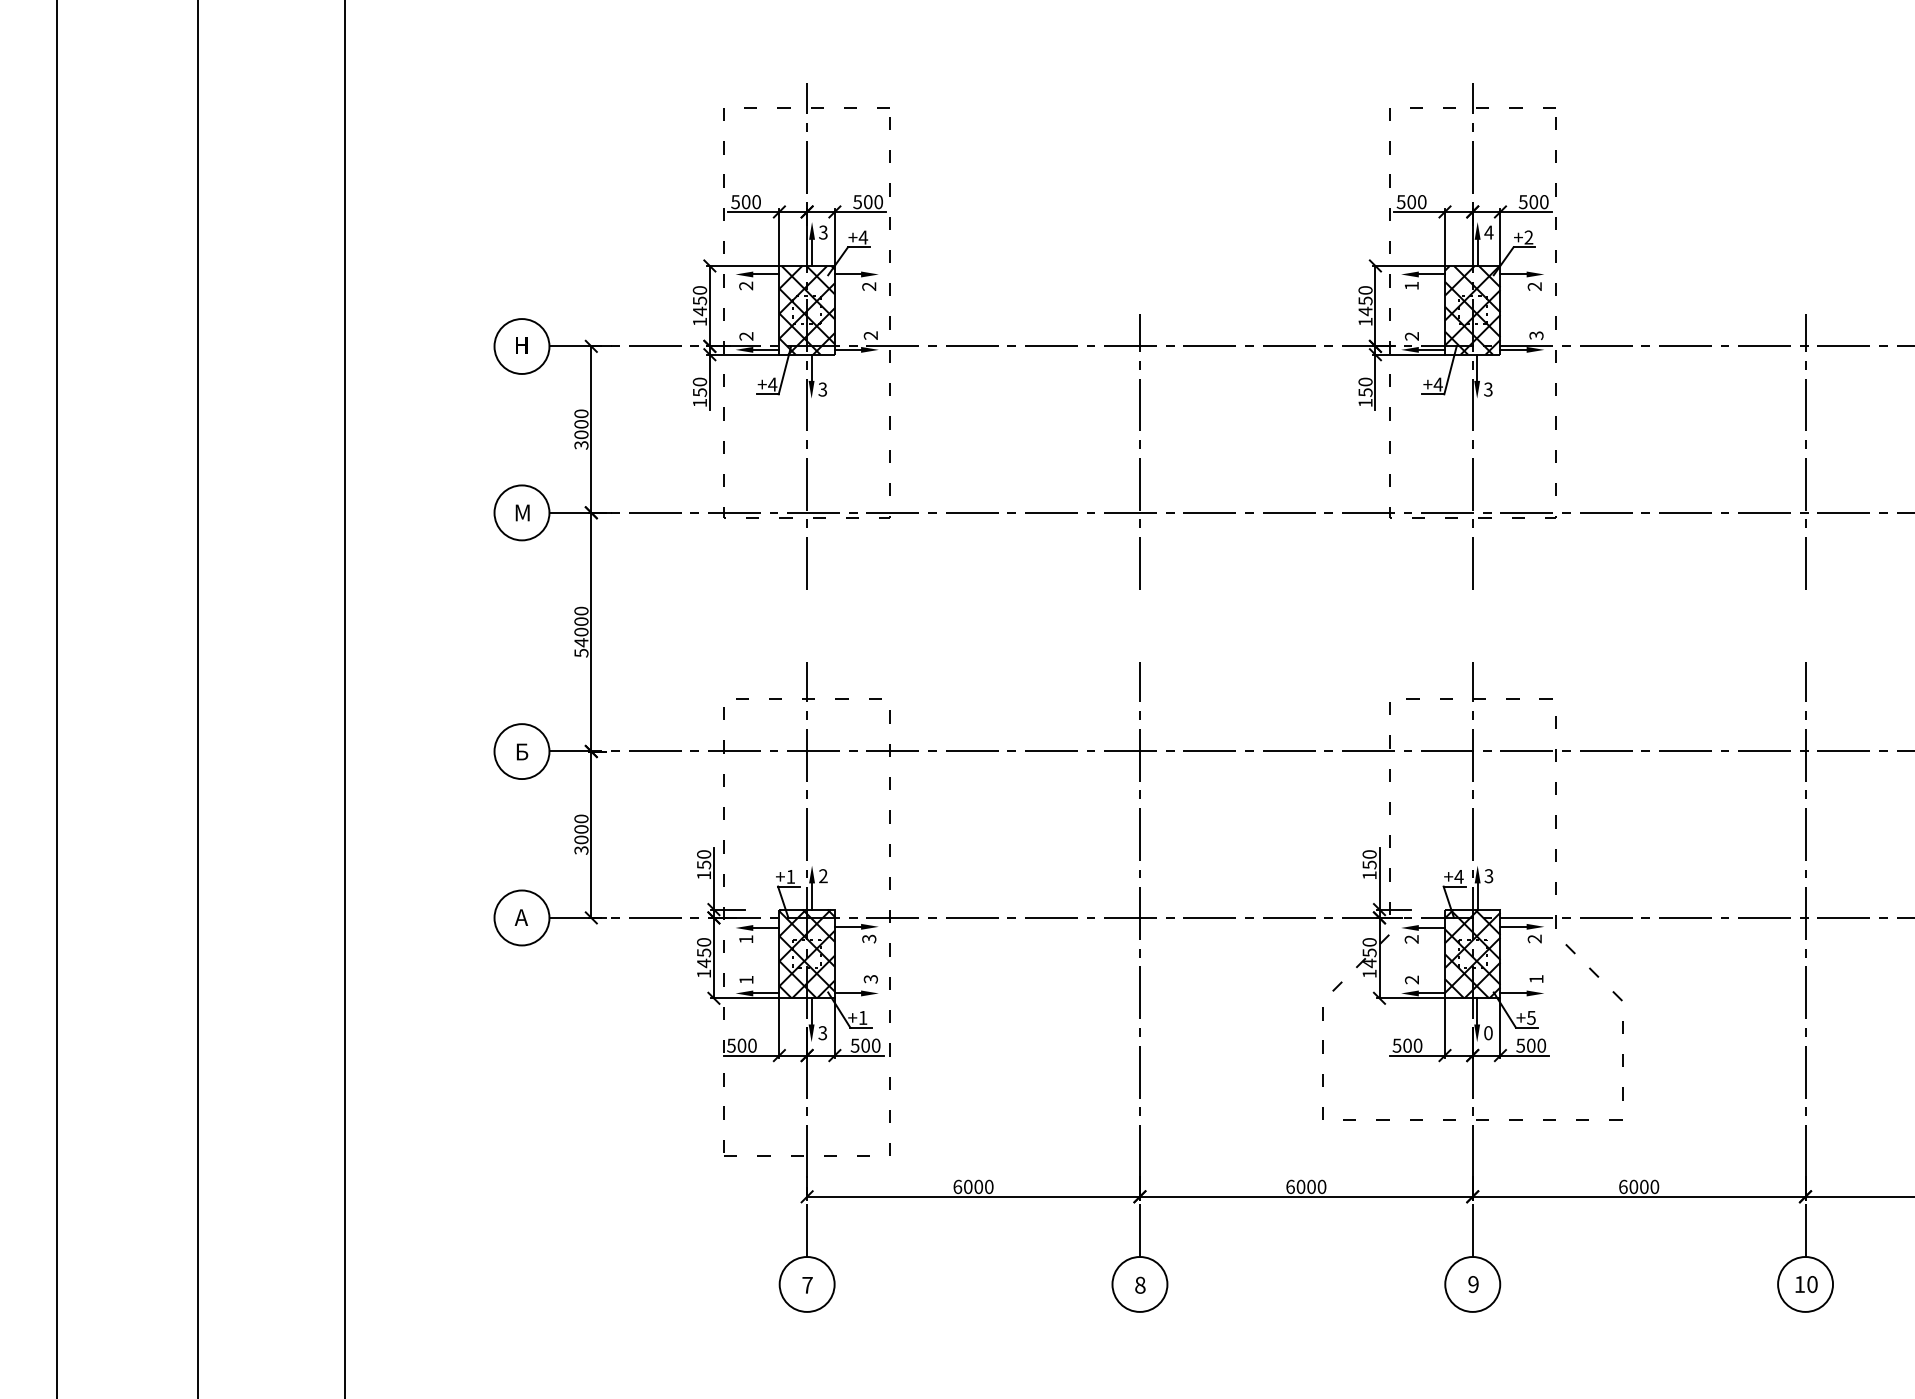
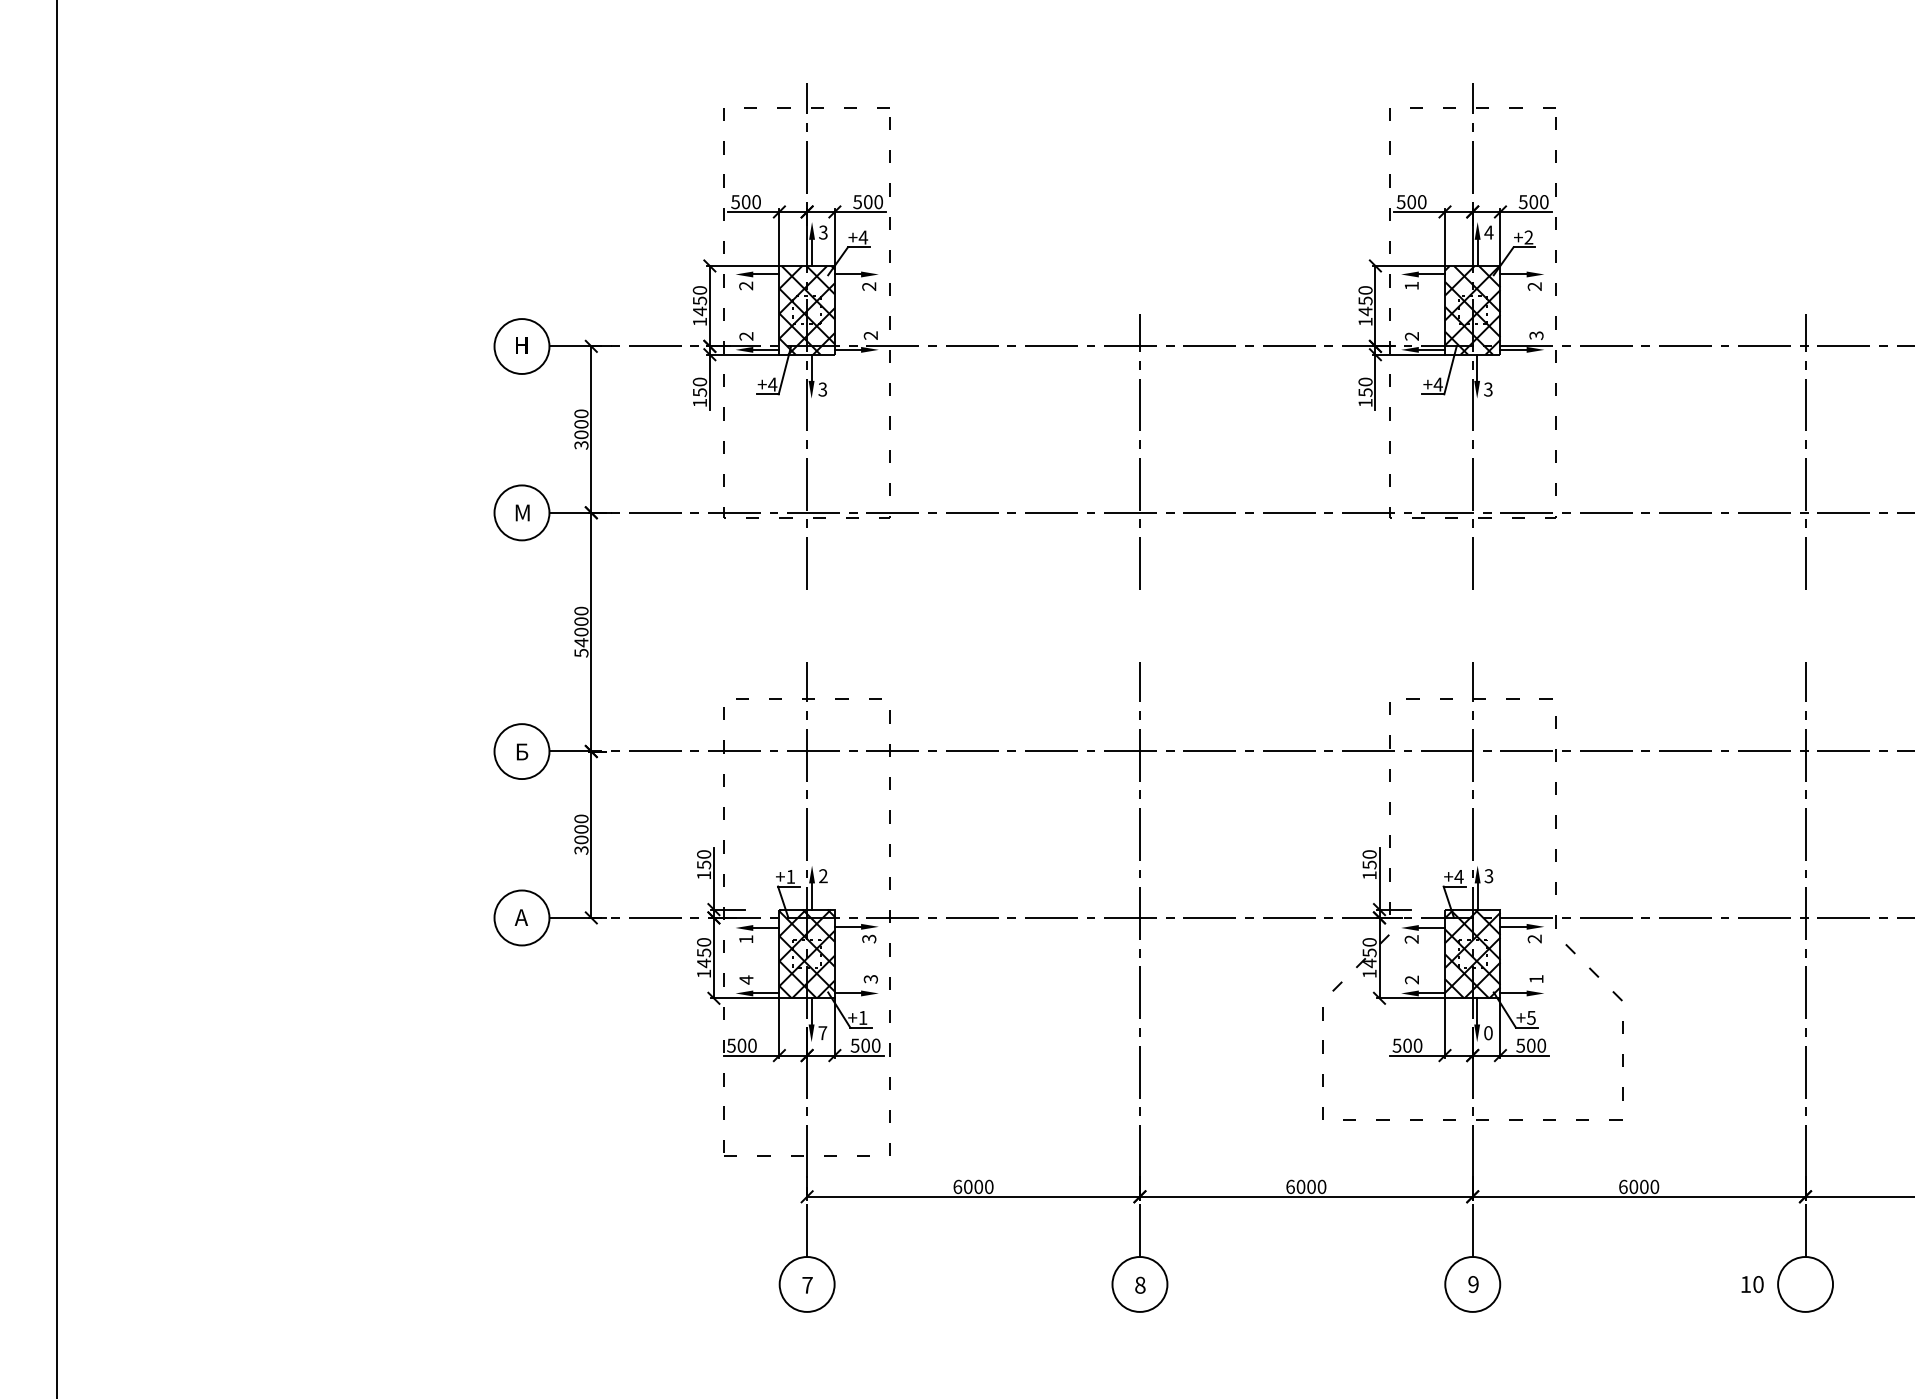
line: present -> none (198, 698)
line: present -> none (344, 698)
text: 1 -> 4 (746, 979)
text: 3 -> 7 (822, 1033)
text position: (1806, 1284) -> (1752, 1284) (1752, 1284)
